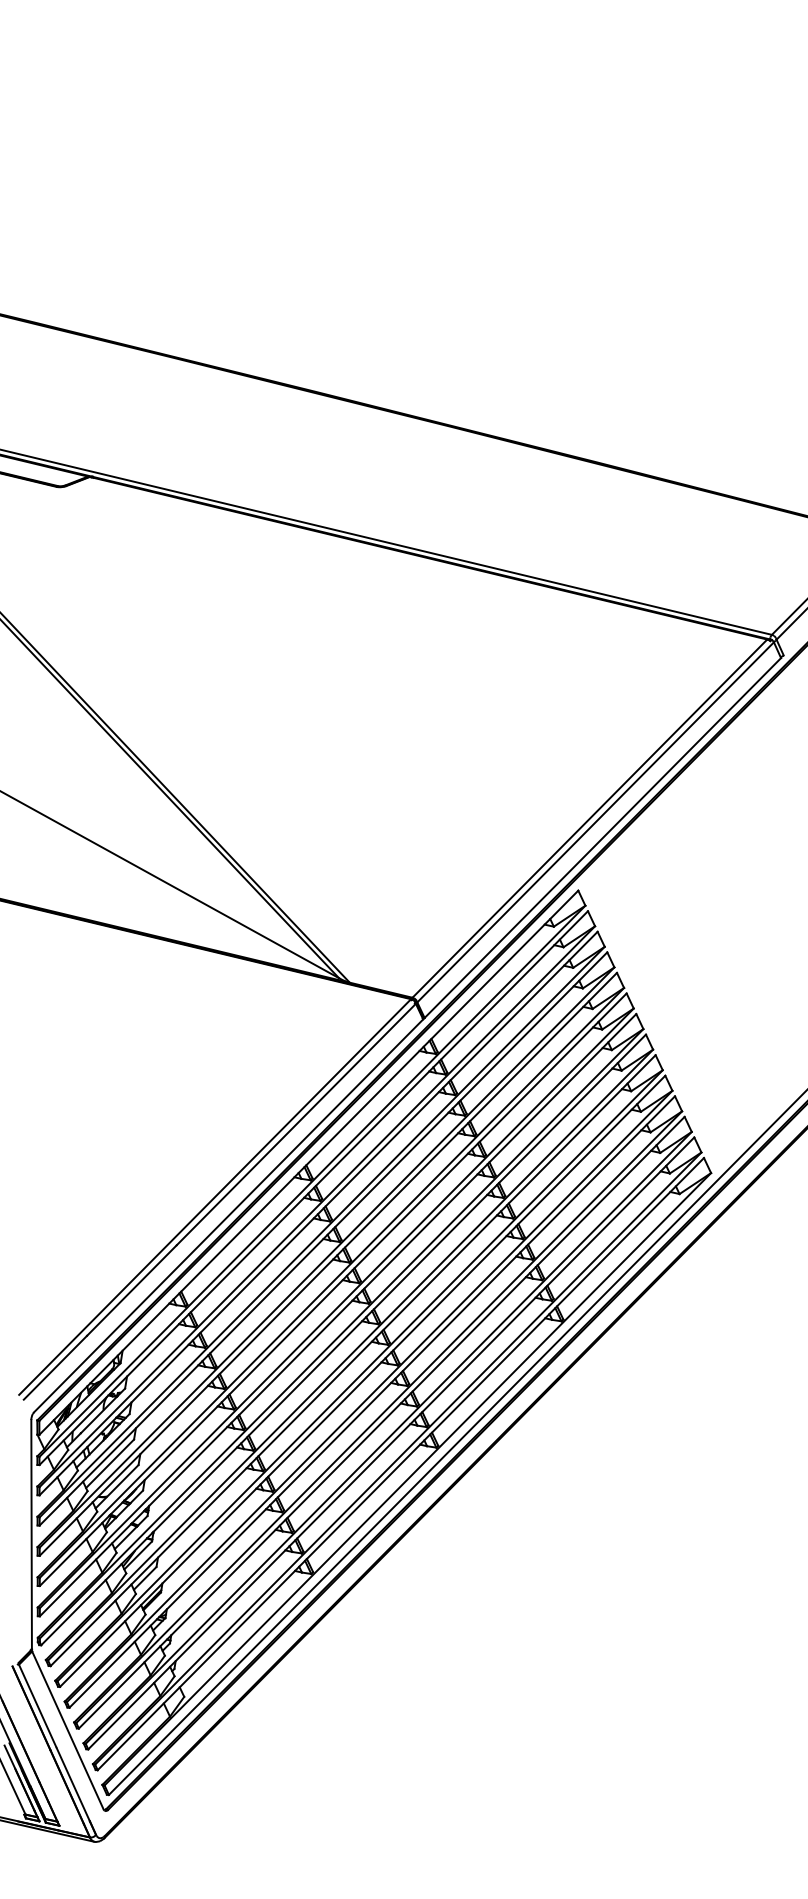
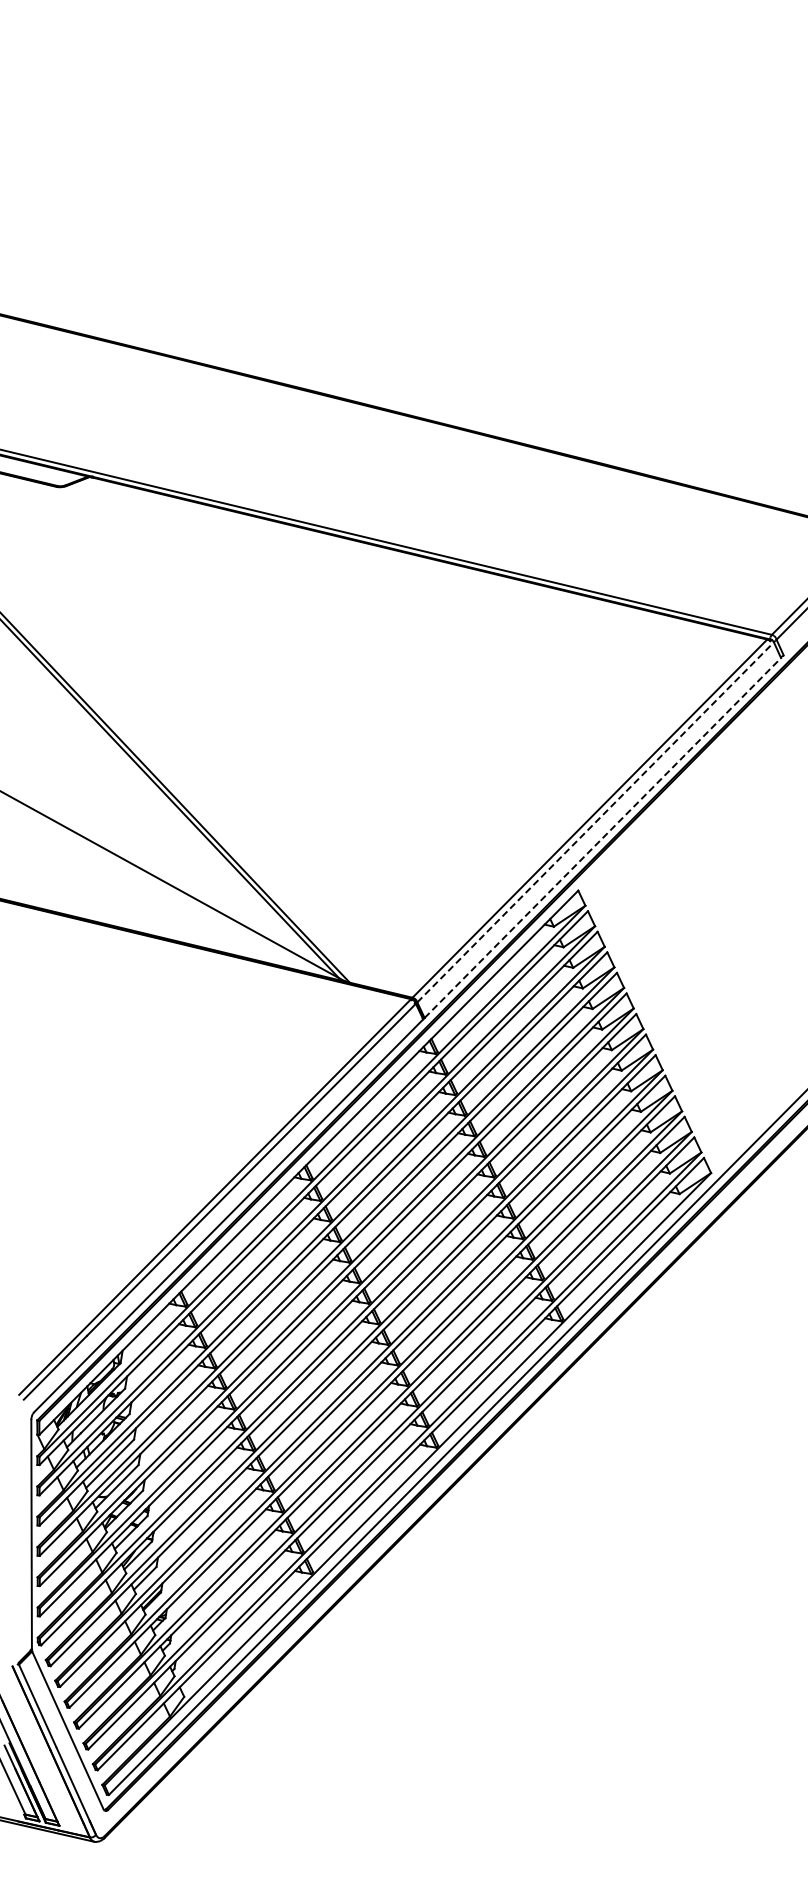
line: solid -> dashed (595, 822)
line: solid -> dashed (603, 837)
